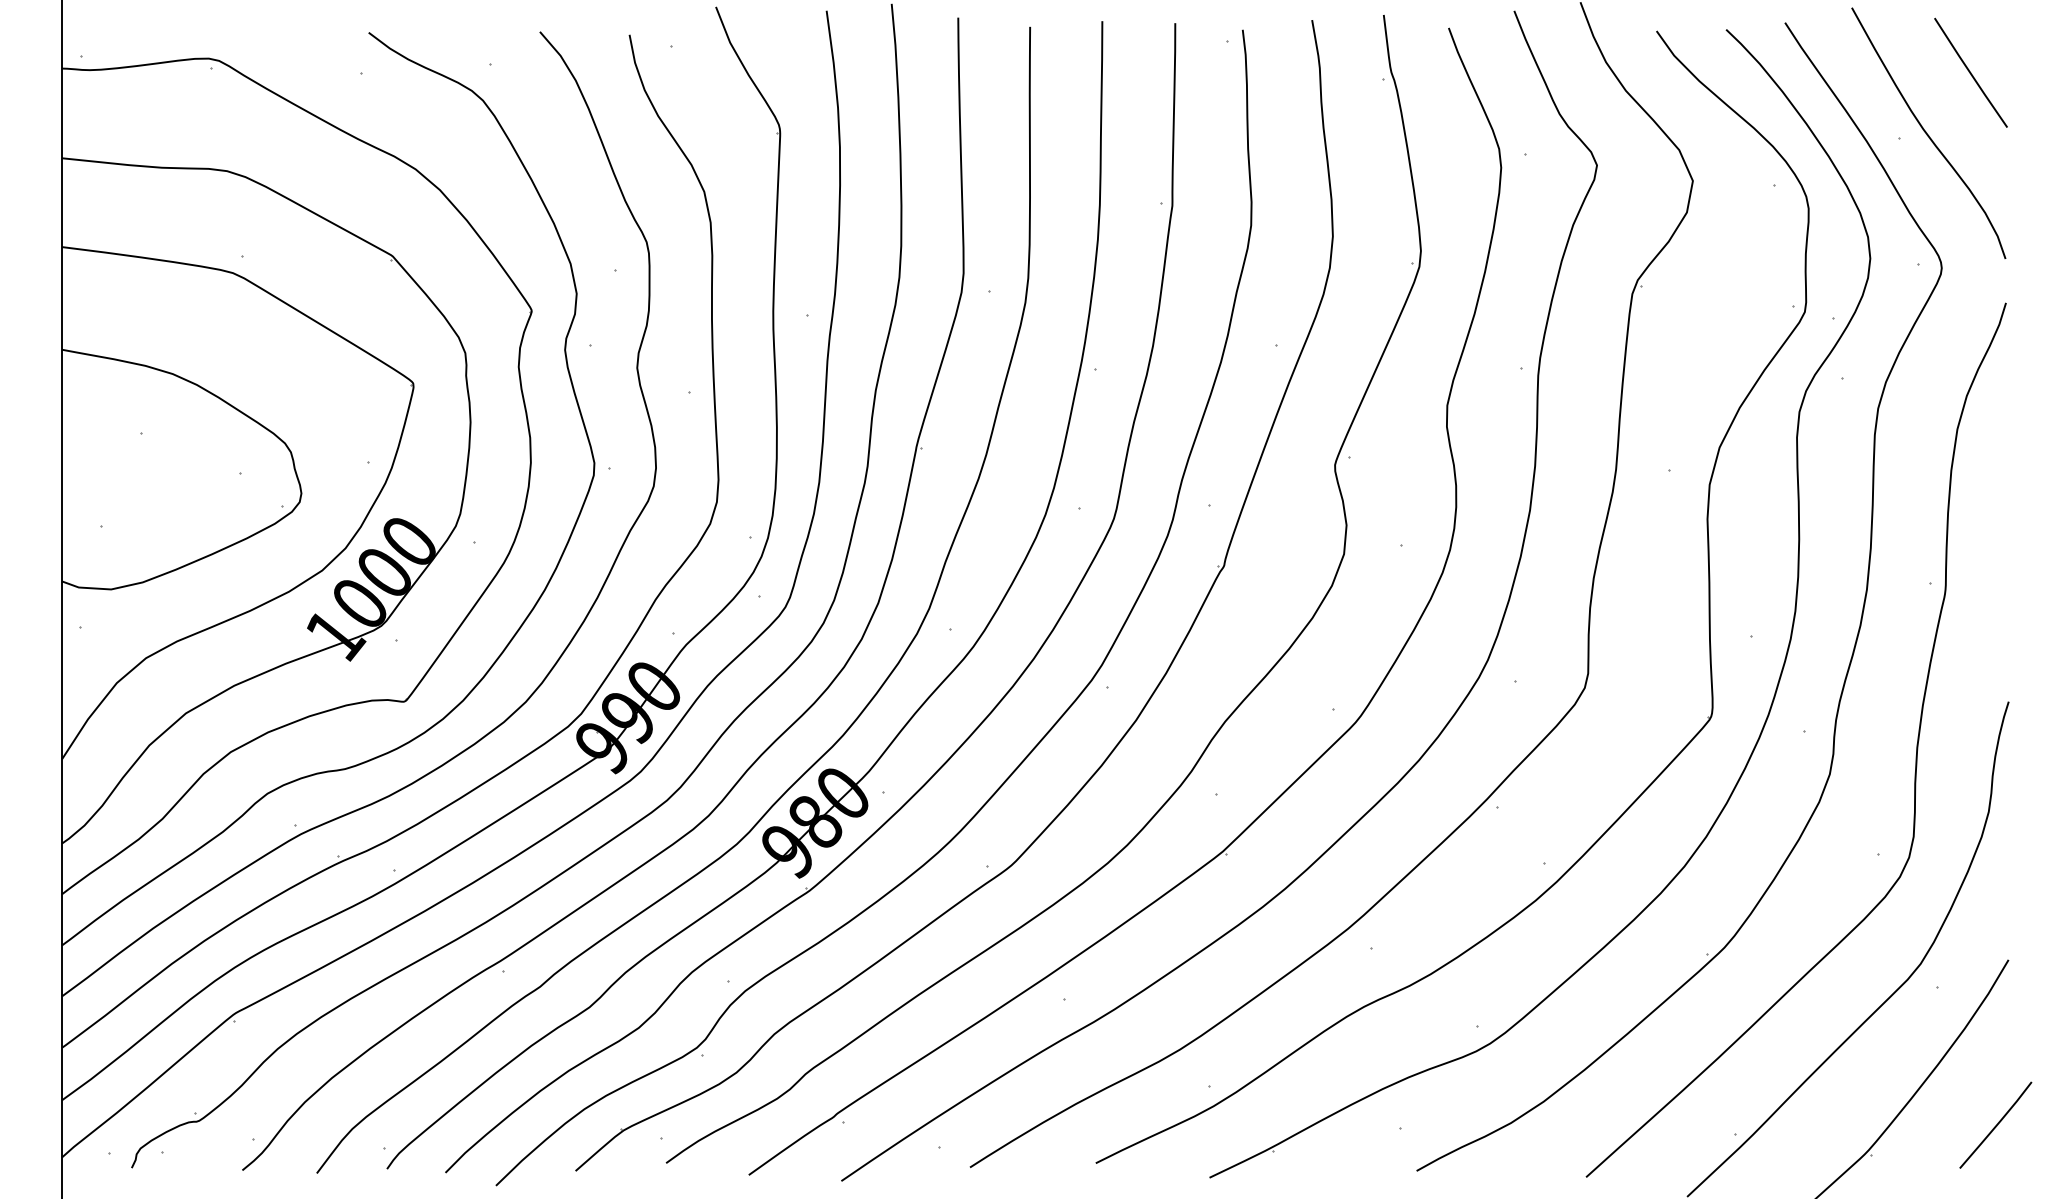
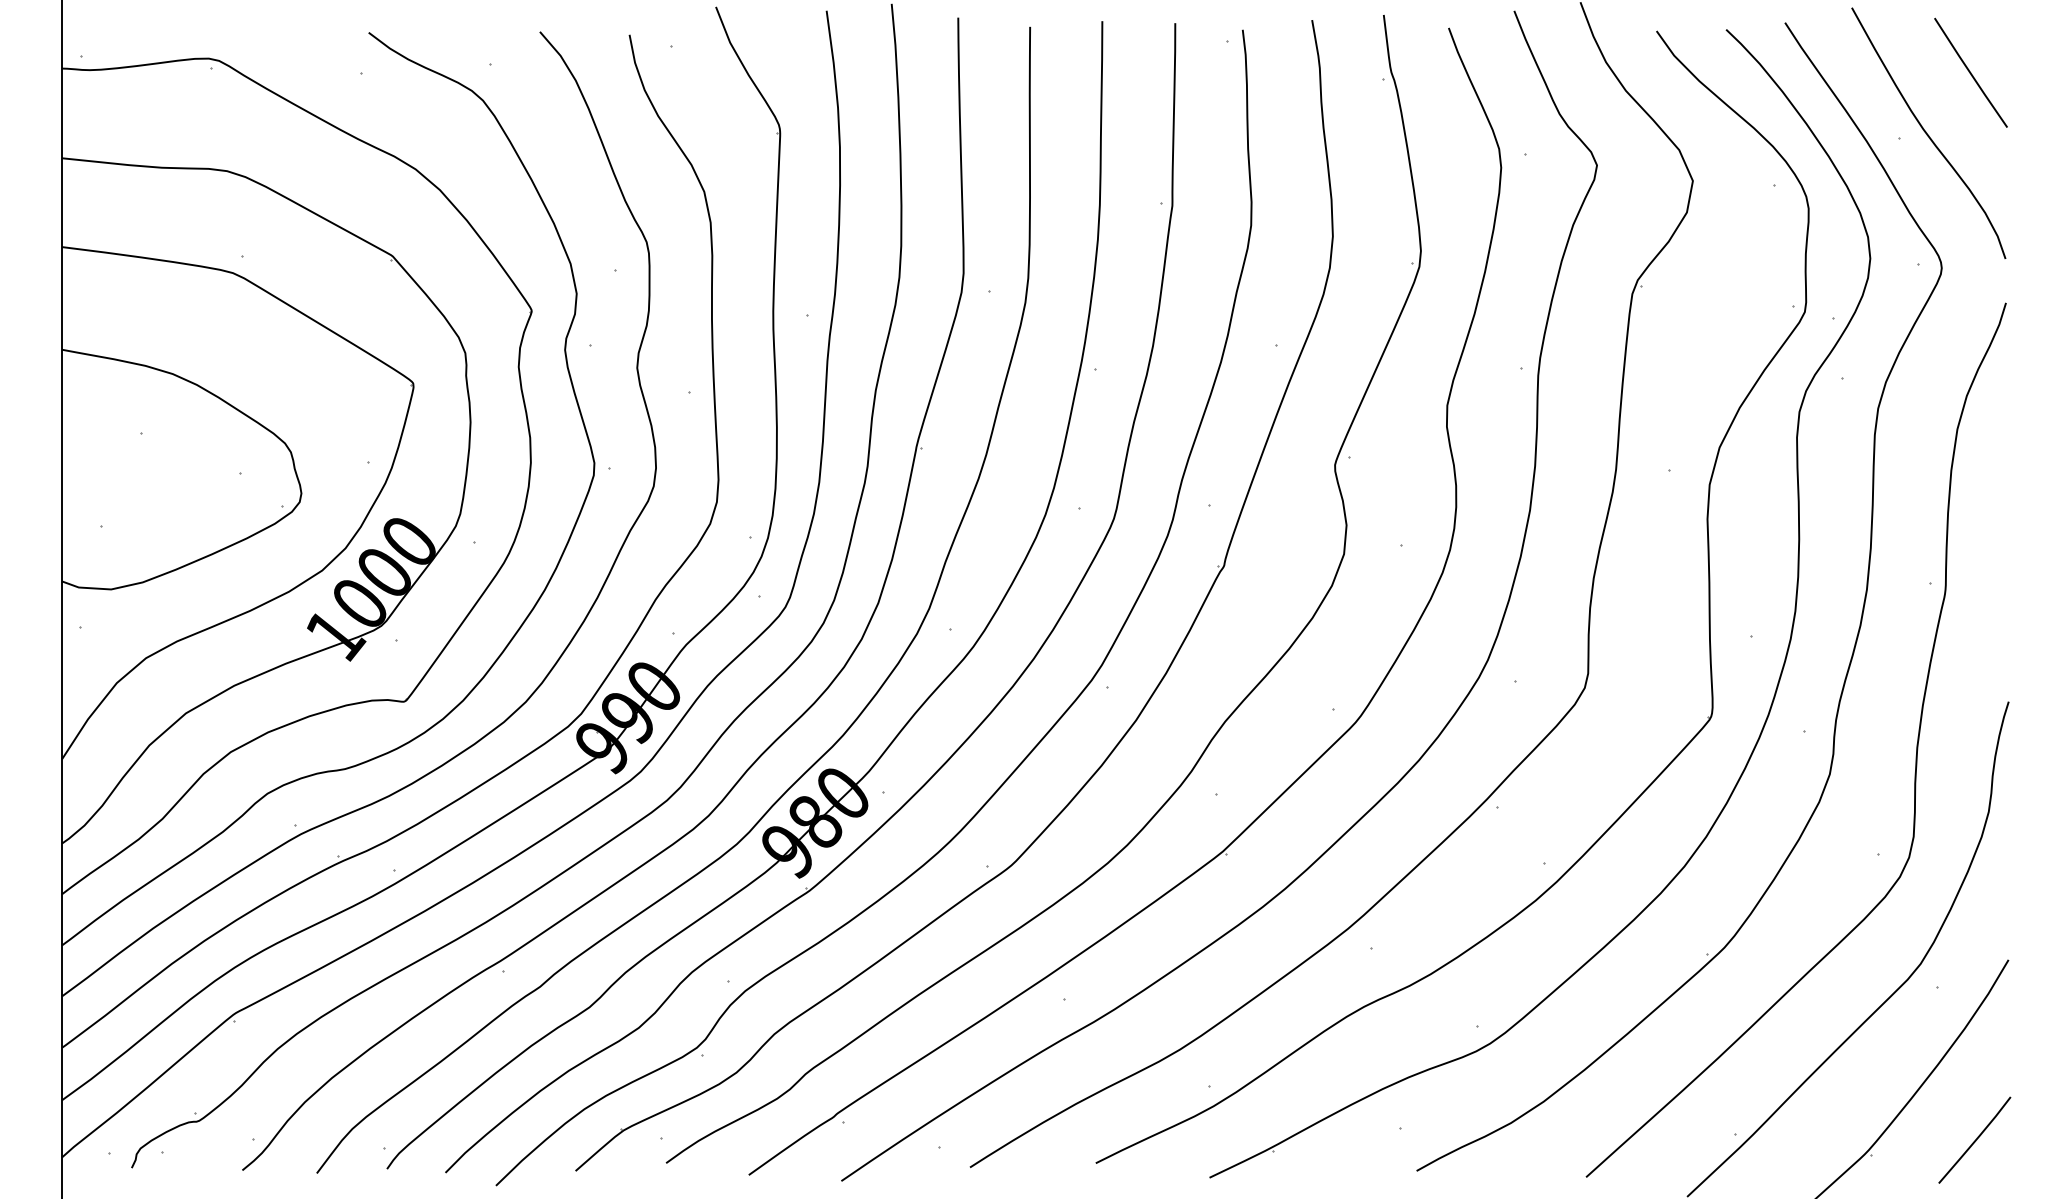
line position: (1996, 1124) -> (1975, 1139) (1975, 1139)
